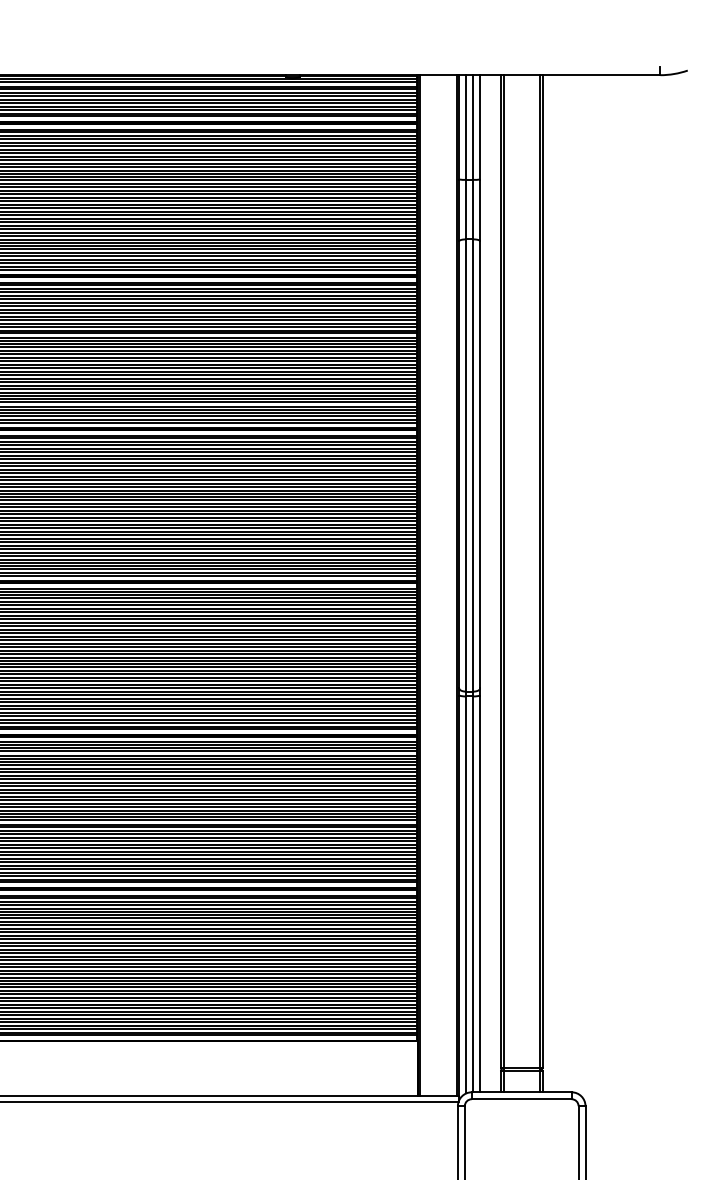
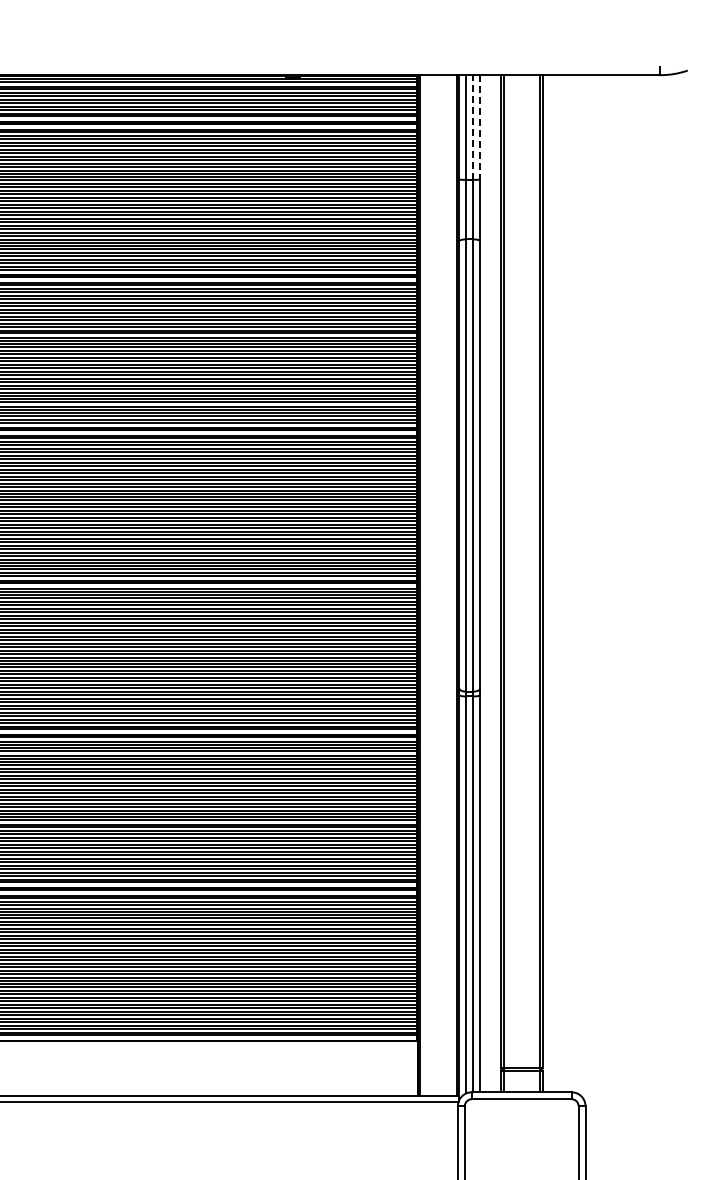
line: solid -> dashed (473, 127)
line: solid -> dashed (480, 127)
